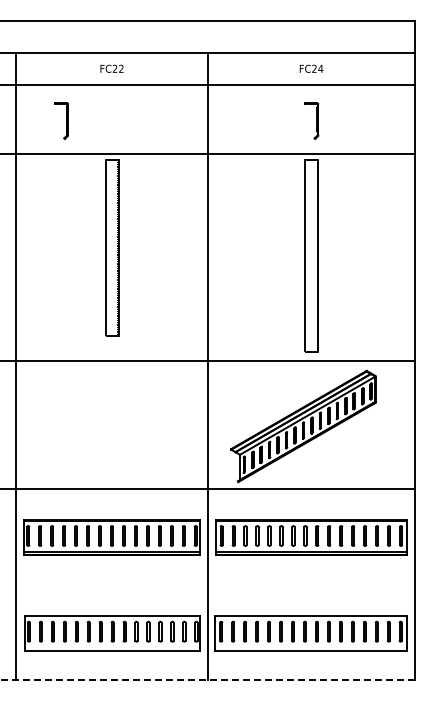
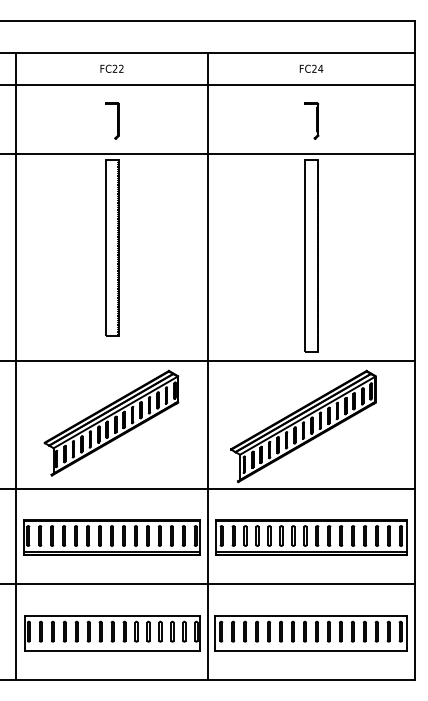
part position: (61, 120) -> (112, 120) (112, 120)
part: none -> present (111, 422)
line: none -> present (208, 584)
line: dashed -> solid (208, 679)
